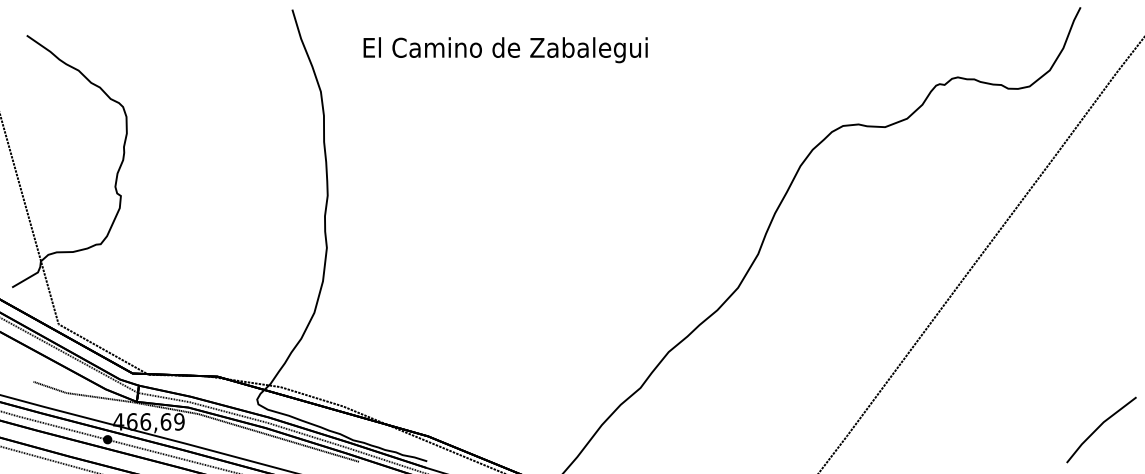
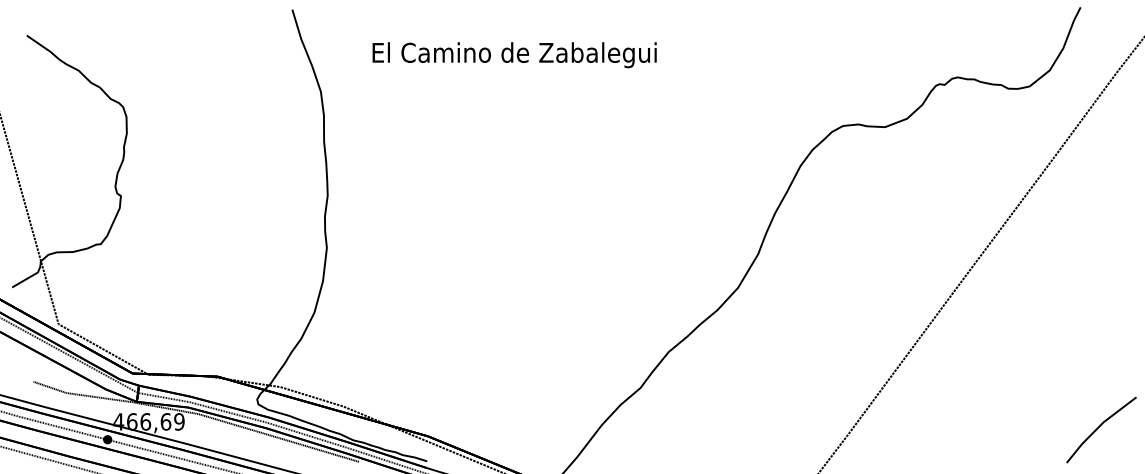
text position: (505, 50) -> (514, 55) (514, 55)
